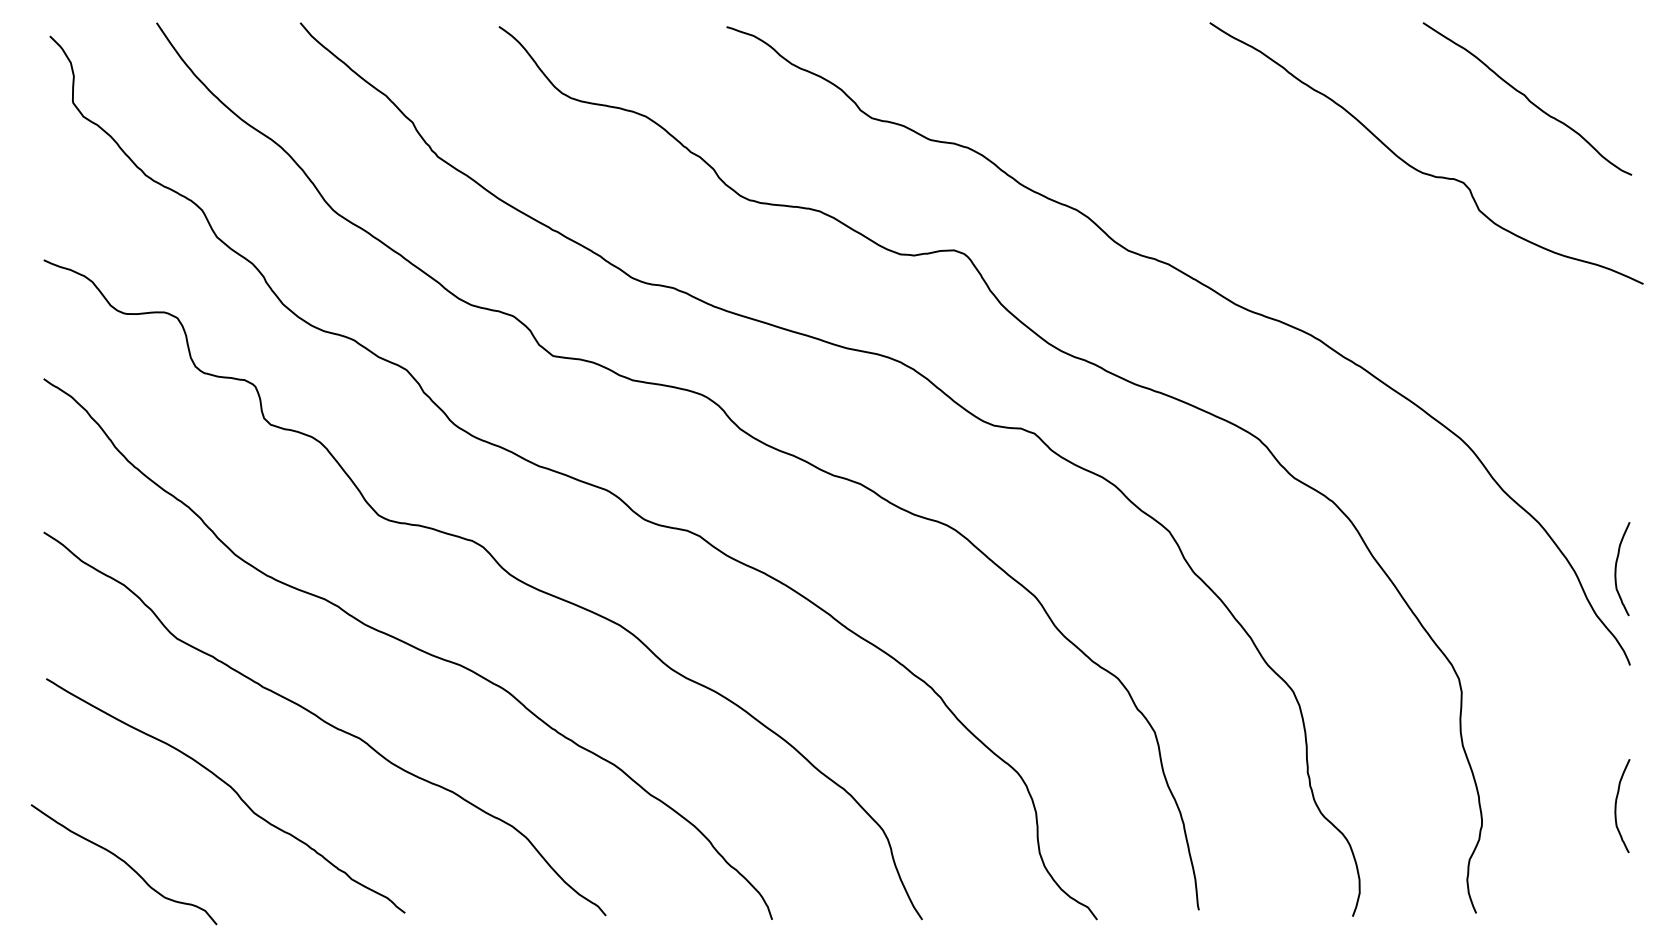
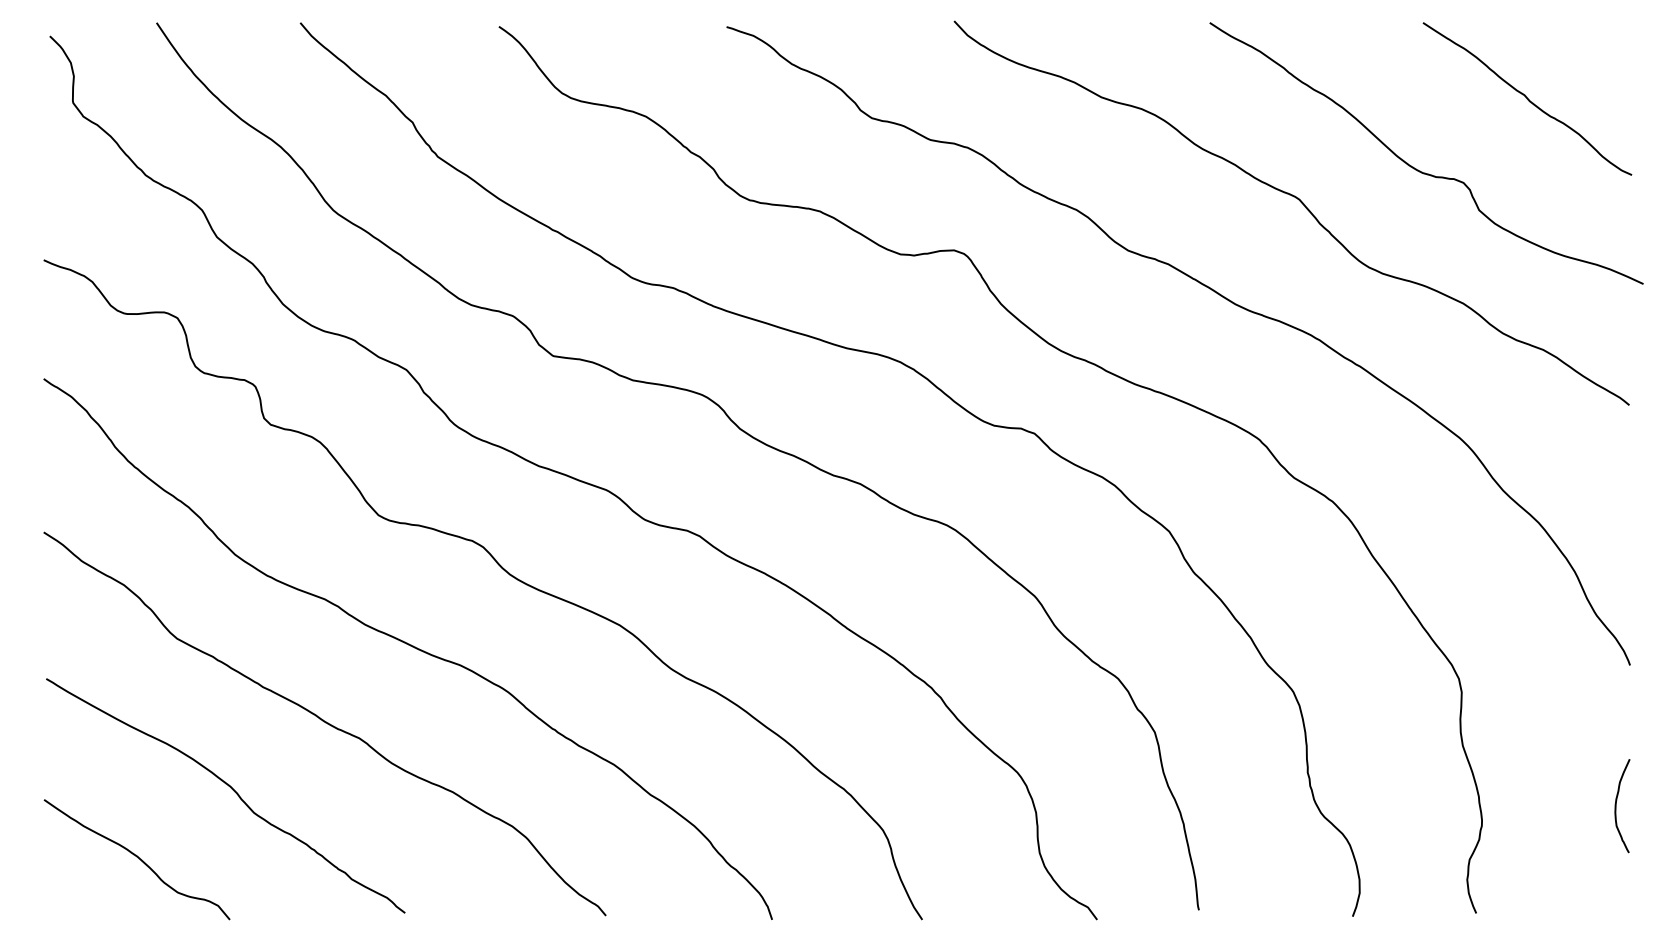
curve: none -> present (1300, 202)
curve: present -> none (1616, 569)
curve position: (124, 863) -> (137, 858) (137, 858)
